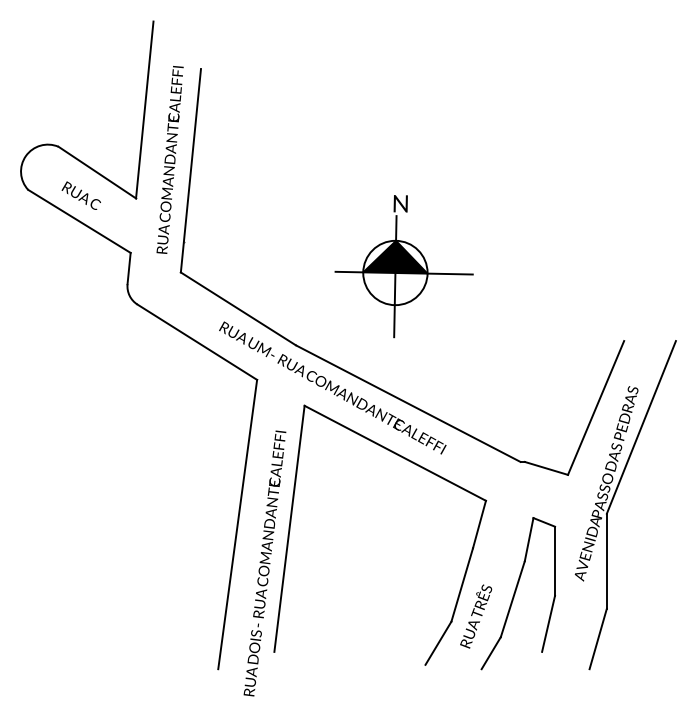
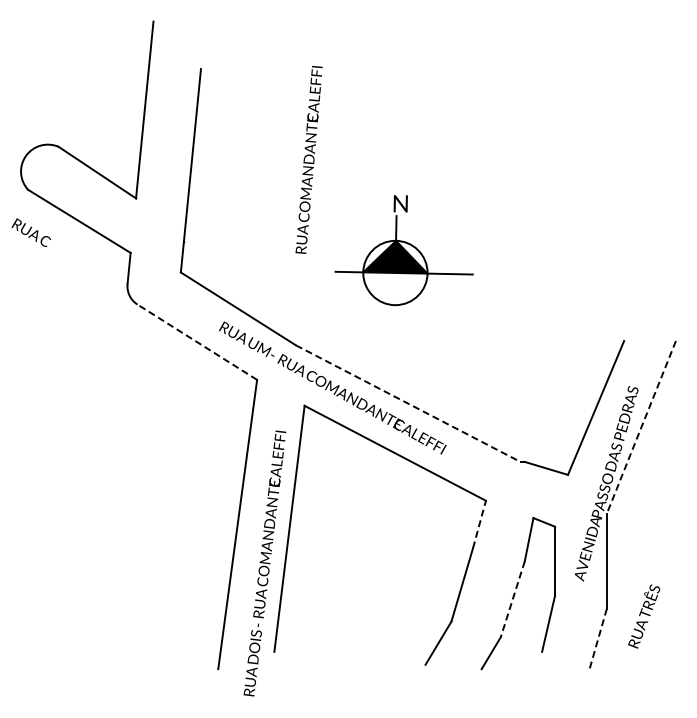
text position: (169, 159) -> (308, 159) (308, 159)
text position: (80, 195) -> (30, 232) (30, 232)
line: present -> none (394, 305)
line: solid -> dashed (197, 342)
line: solid -> dashed (408, 403)
line: solid -> dashed (641, 427)
line: solid -> dashed (479, 524)
line: solid -> dashed (512, 599)
text position: (476, 616) -> (644, 616) (644, 616)
line: solid -> dashed (598, 639)
